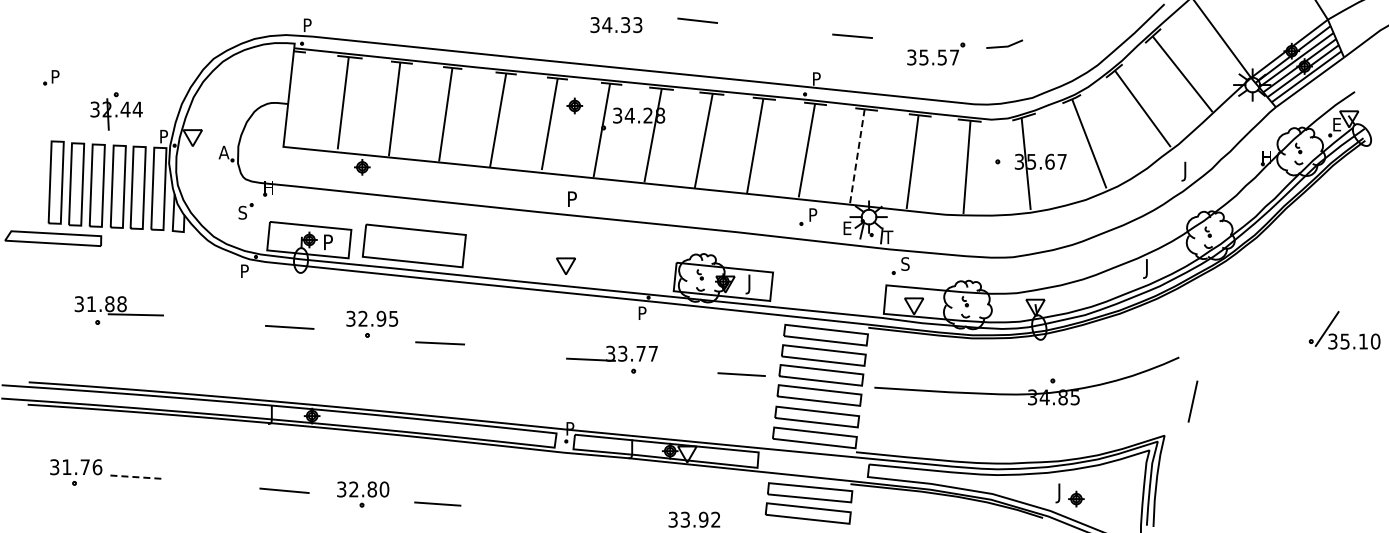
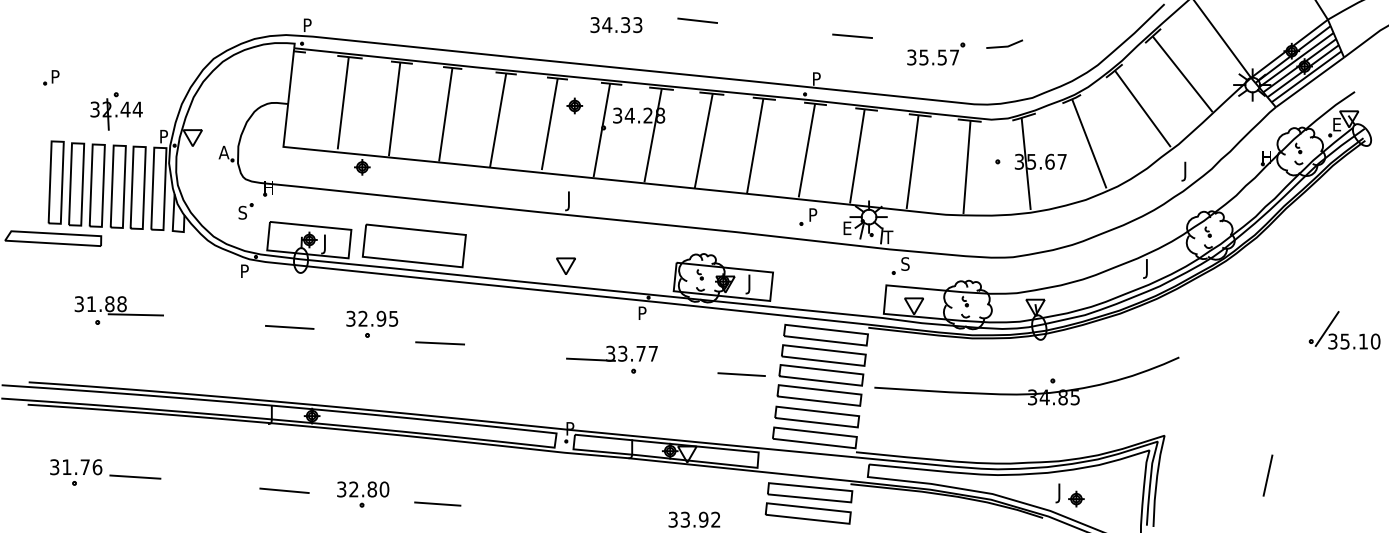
line: dashed -> solid (857, 156)
text: P -> J (570, 201)
text: P -> J (326, 244)
line position: (1192, 401) -> (1267, 475) (1267, 475)
line: dashed -> solid (135, 477)
